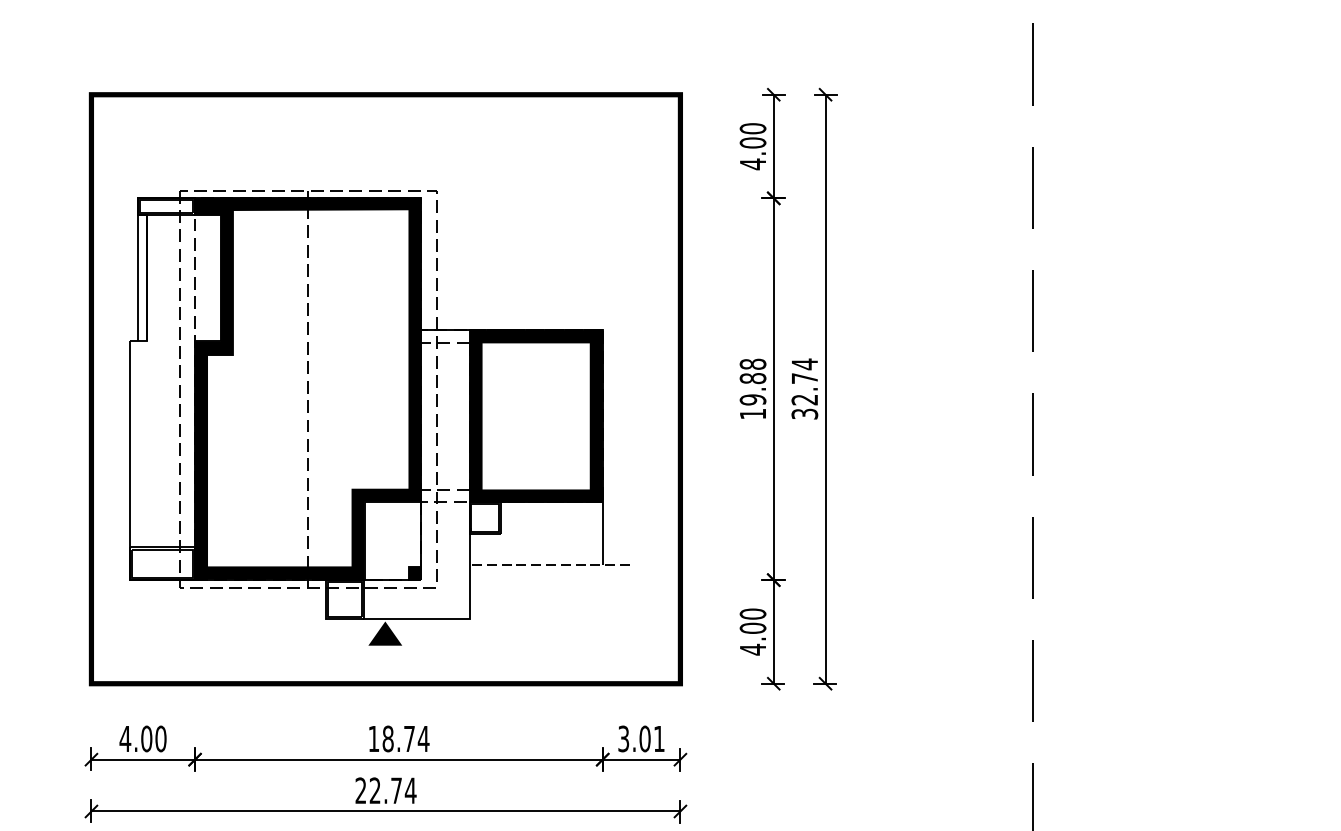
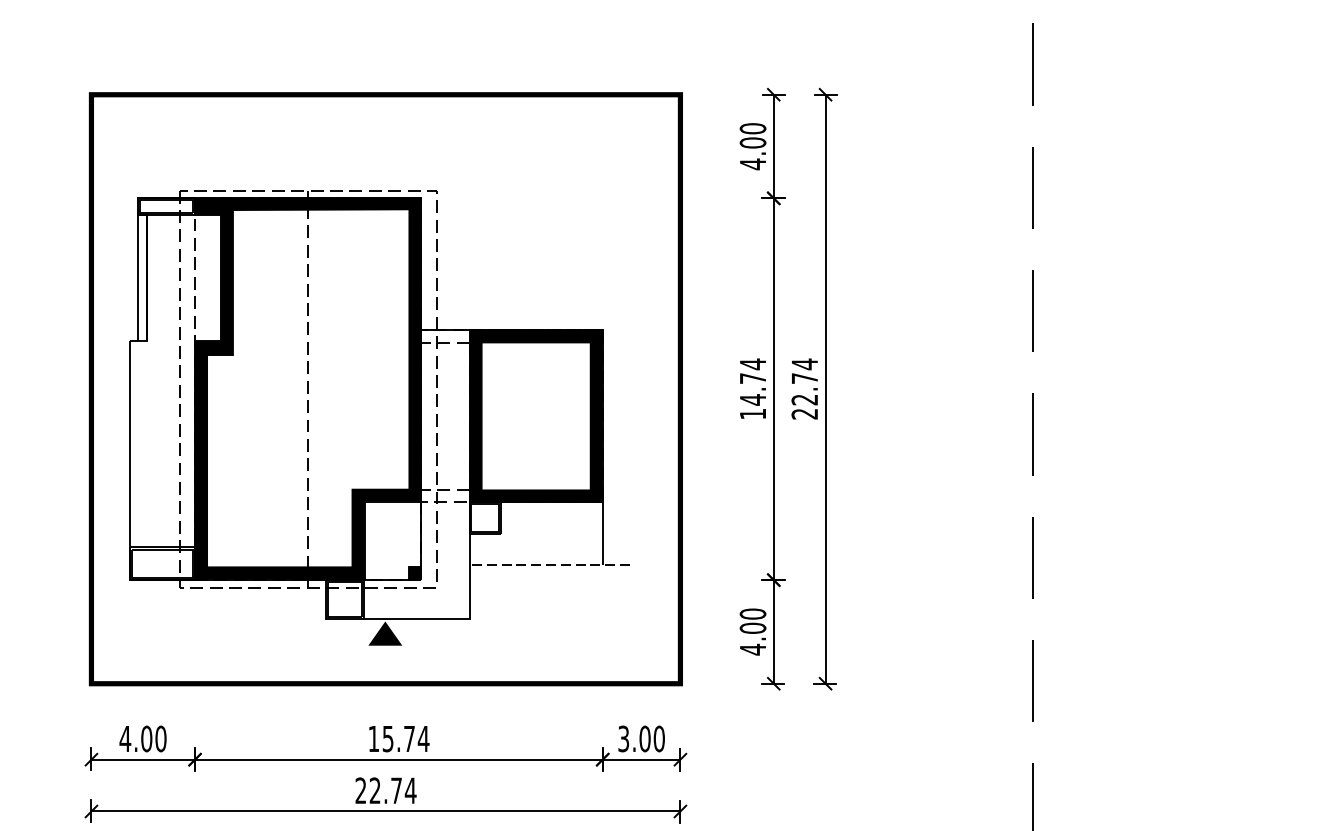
text: 19.88 -> 14.74 (752, 381)
text: 32.74 -> 22.74 (805, 413)
text: 18.74 -> 15.74 (387, 738)
text: 3.01 -> 3.00 (658, 738)
